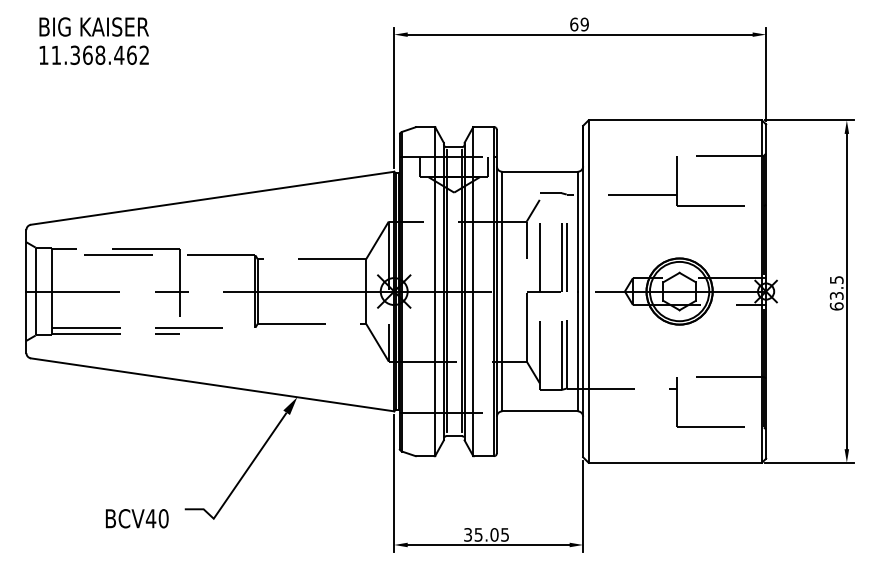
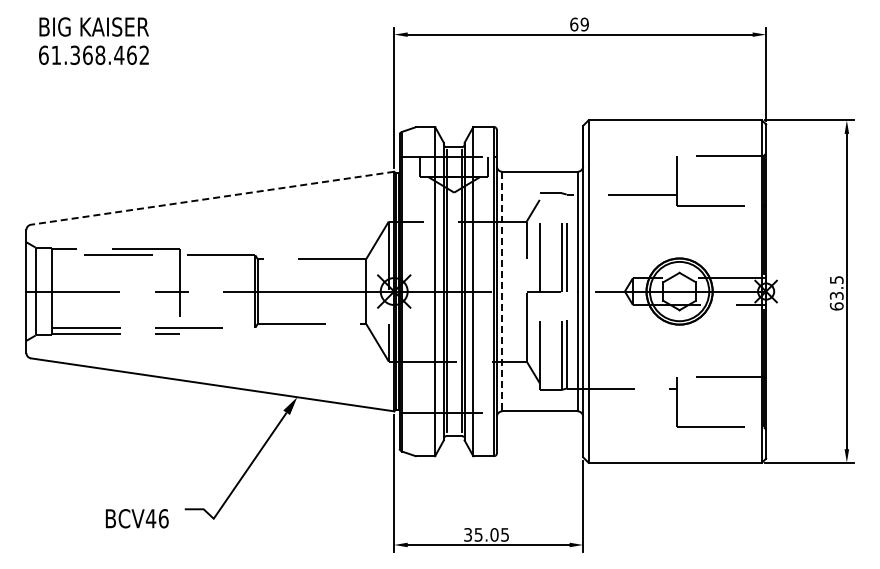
text: 11.368.462 -> 61.368.462 (43, 54)
line: solid -> dashed (212, 198)
line: solid -> dashed (502, 291)
text: BCV40 -> BCV46 (163, 518)
